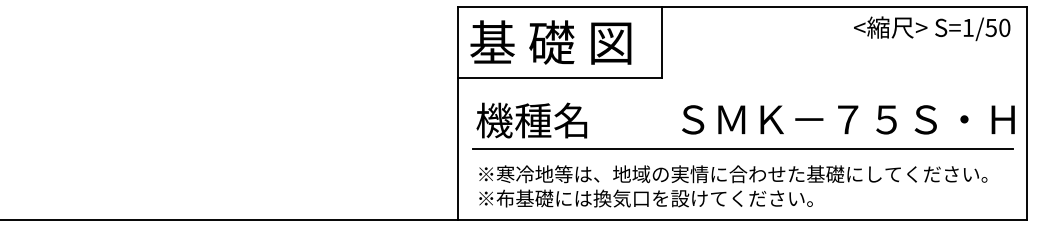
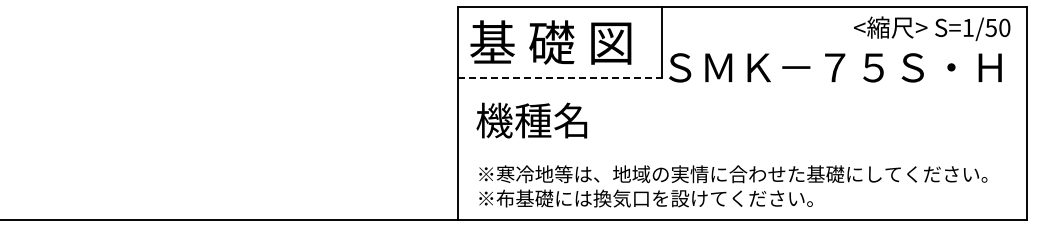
line: solid -> dashed (560, 77)
text position: (848, 119) -> (835, 67) (835, 67)
line: present -> none (742, 149)
